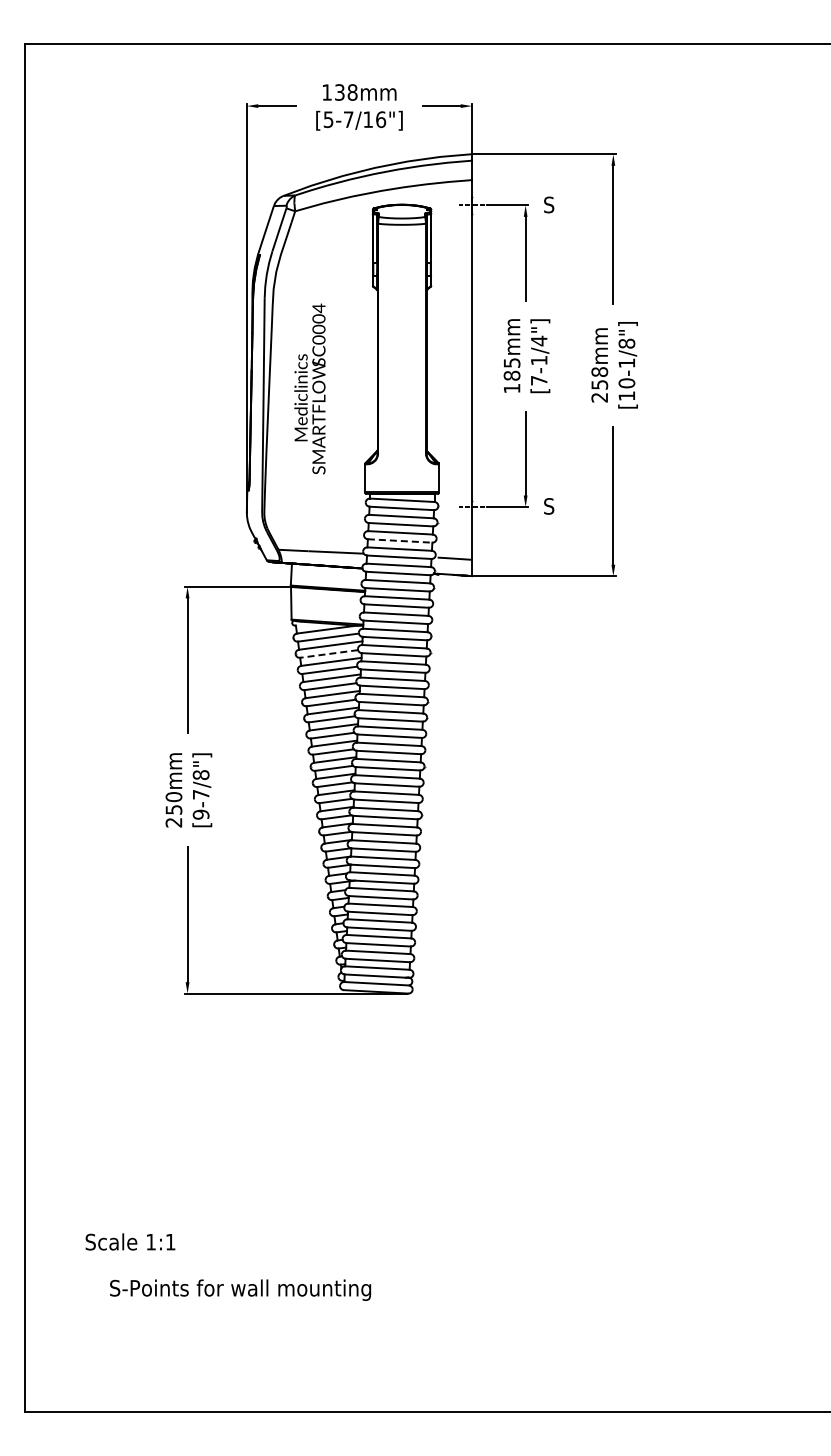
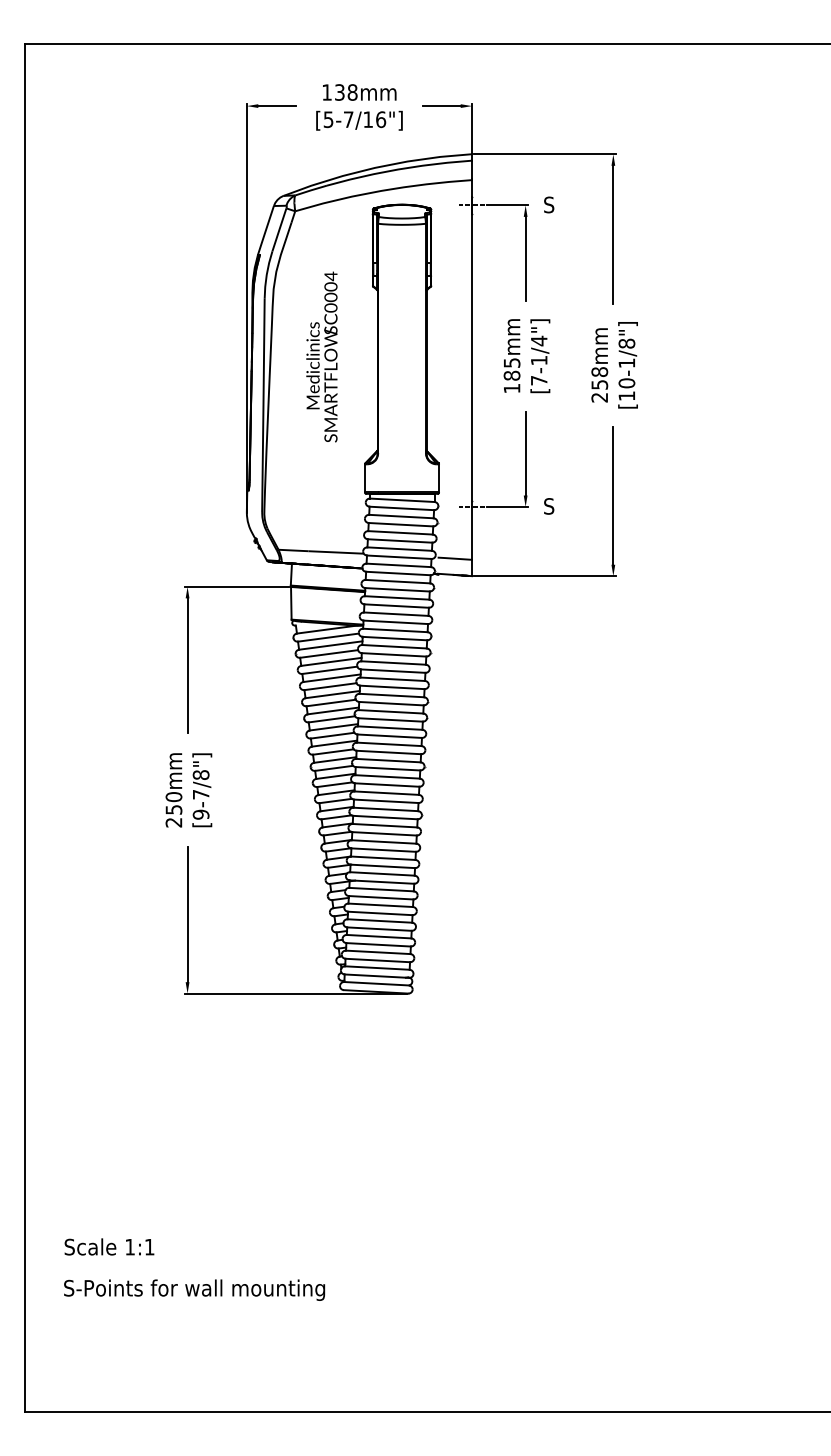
text position: (309, 388) -> (321, 356) (321, 356)
line: dashed -> solid (400, 541)
line: dashed -> solid (328, 654)
text position: (130, 1241) -> (109, 1246) (109, 1246)
text position: (240, 1289) -> (194, 1289) (194, 1289)
